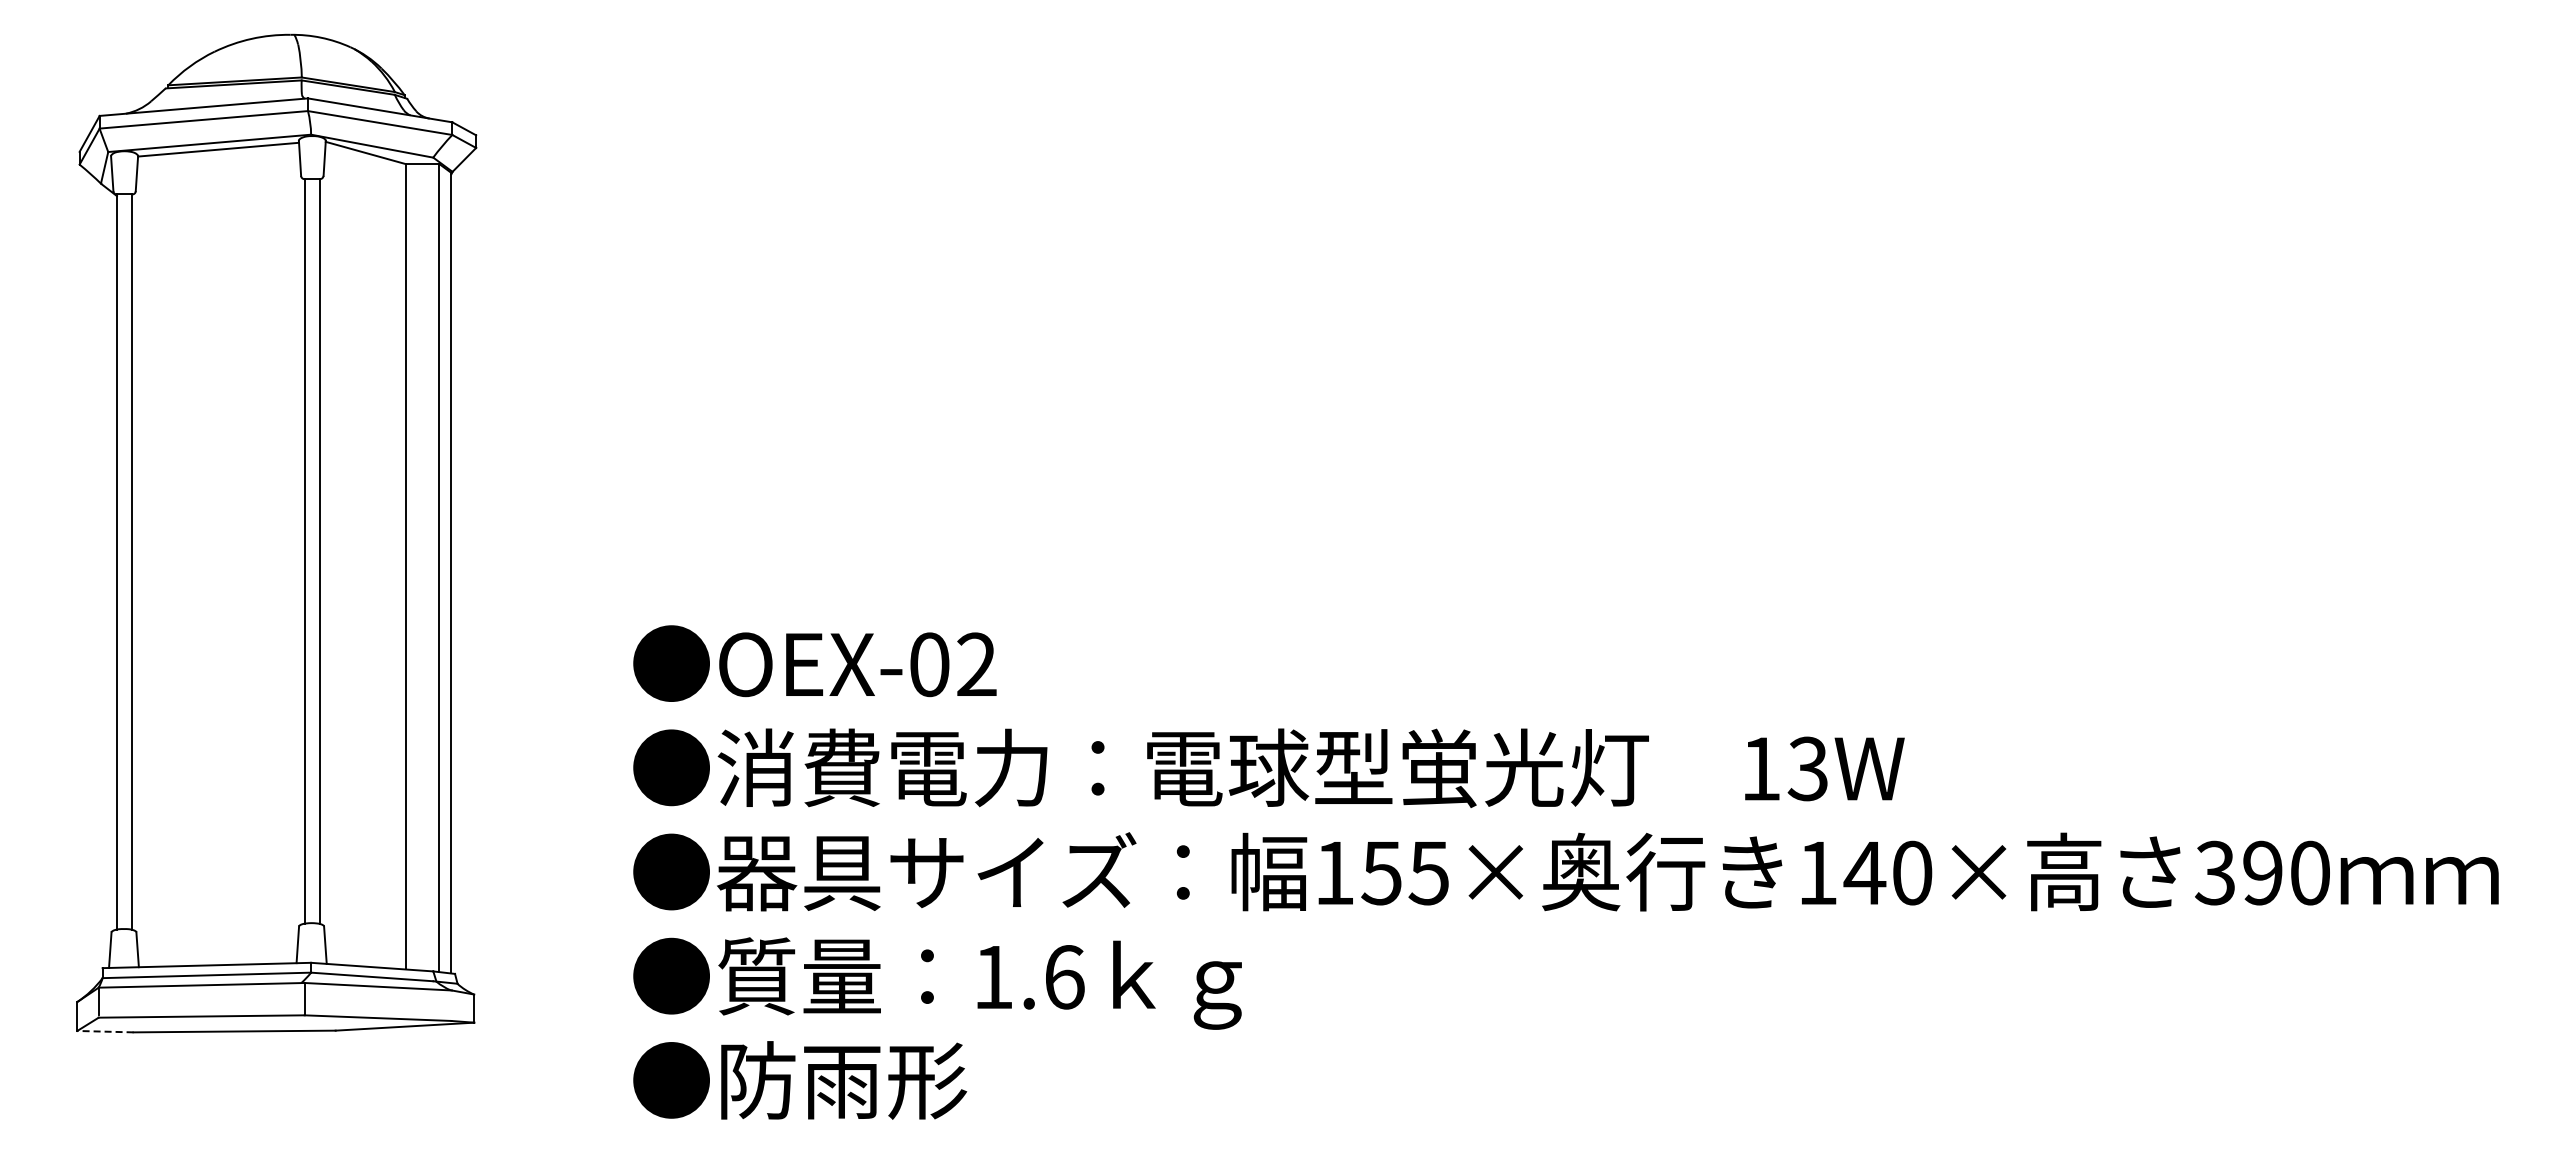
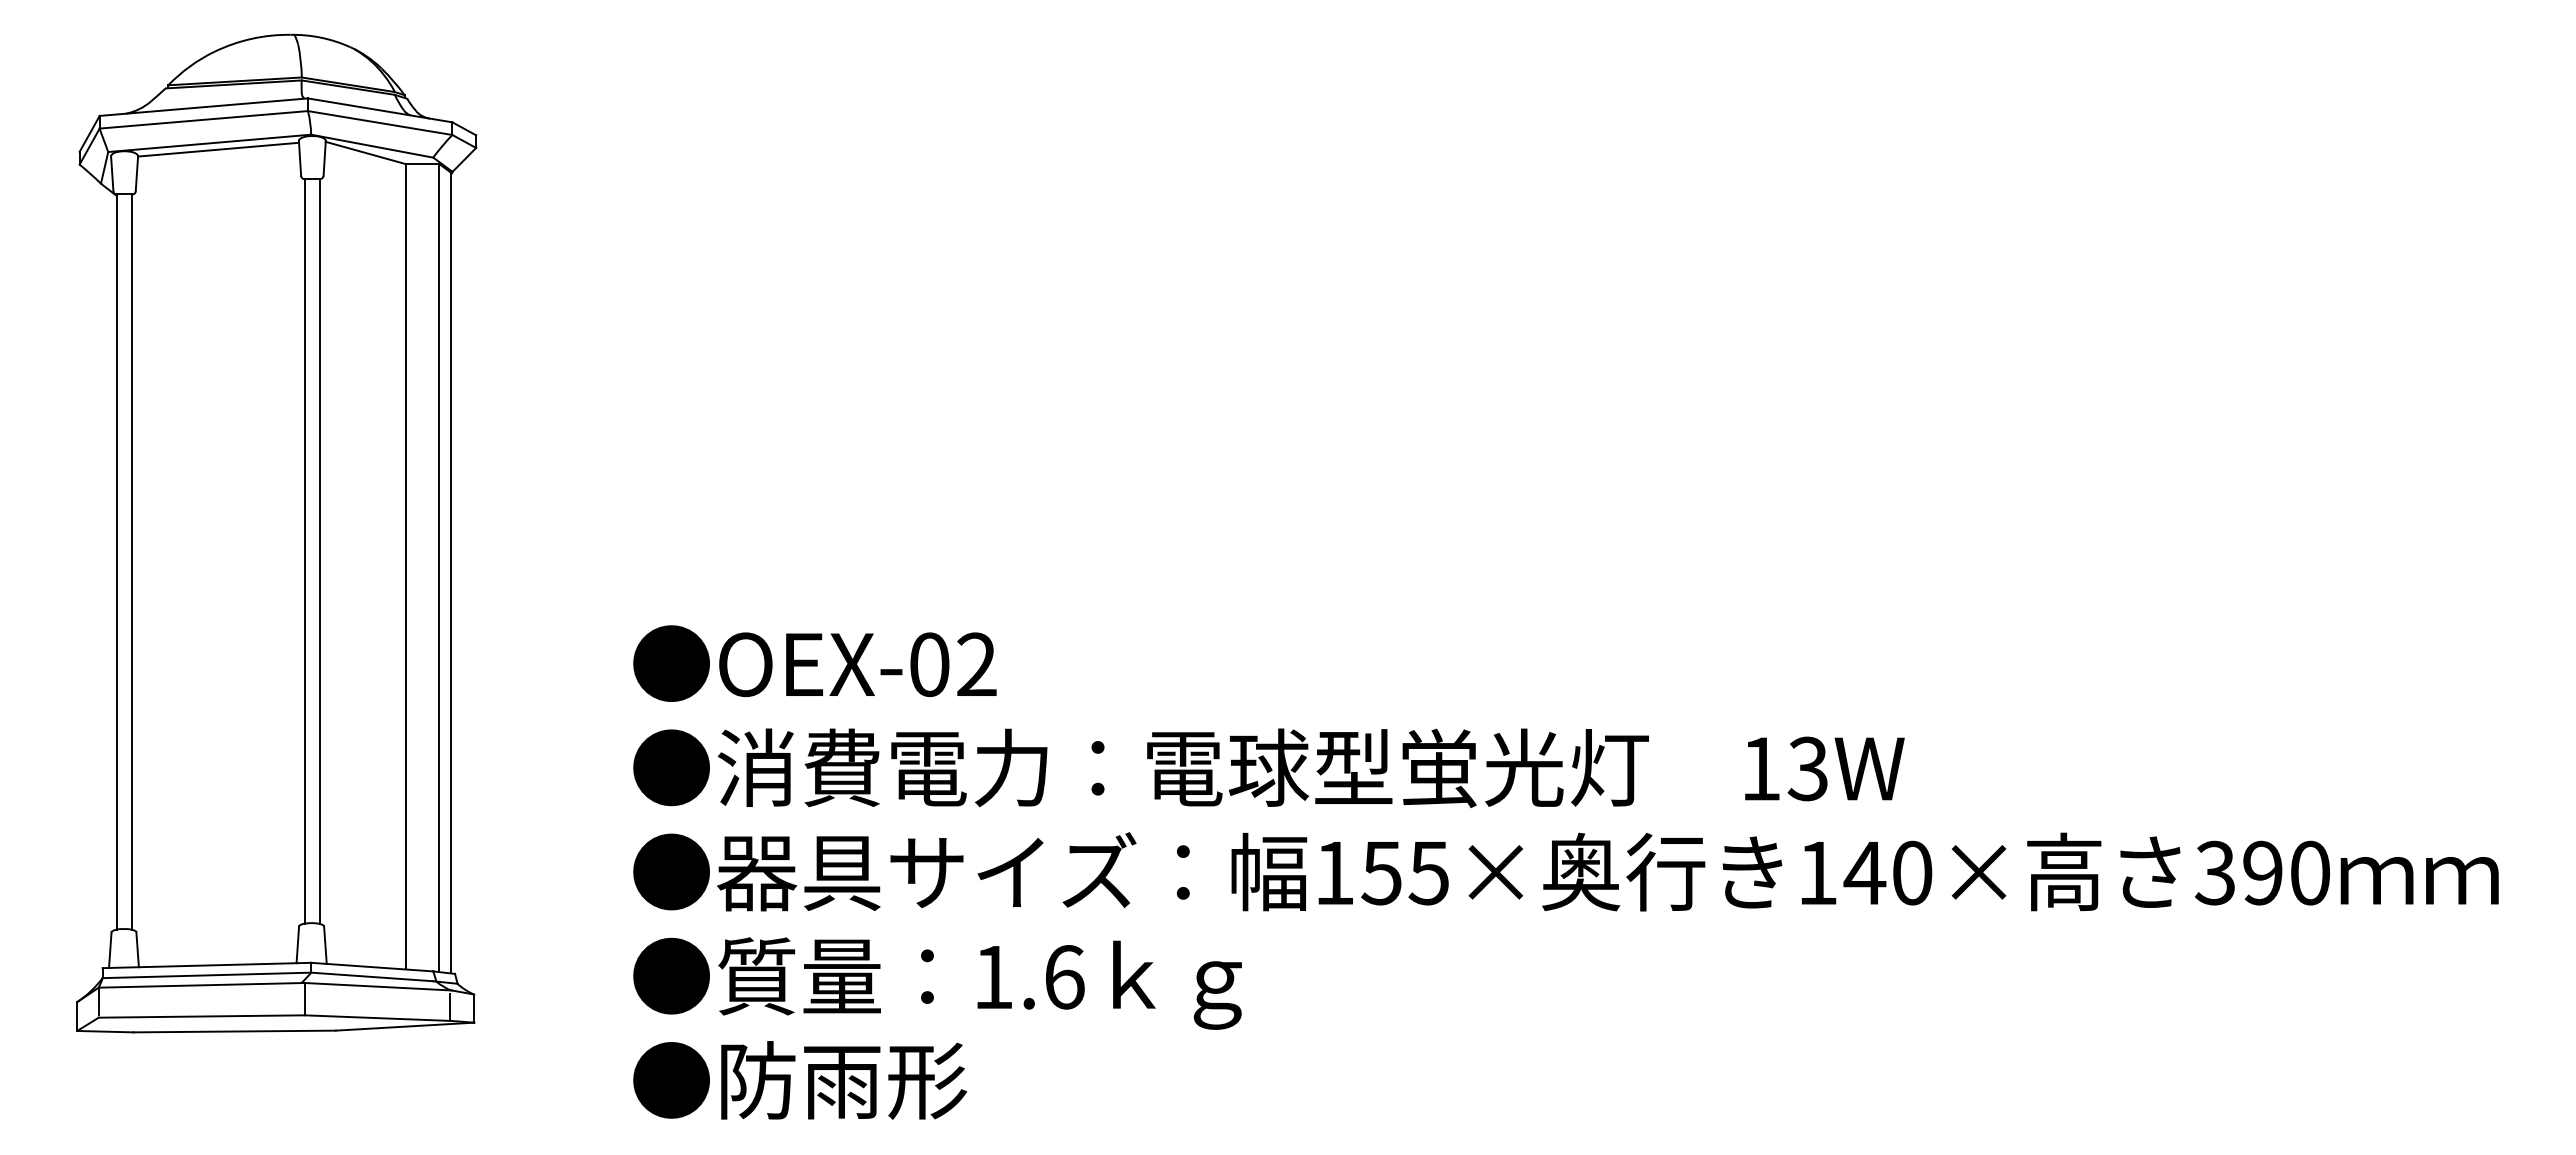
line: none -> present (450, 1006)
line: dashed -> solid (104, 1031)
